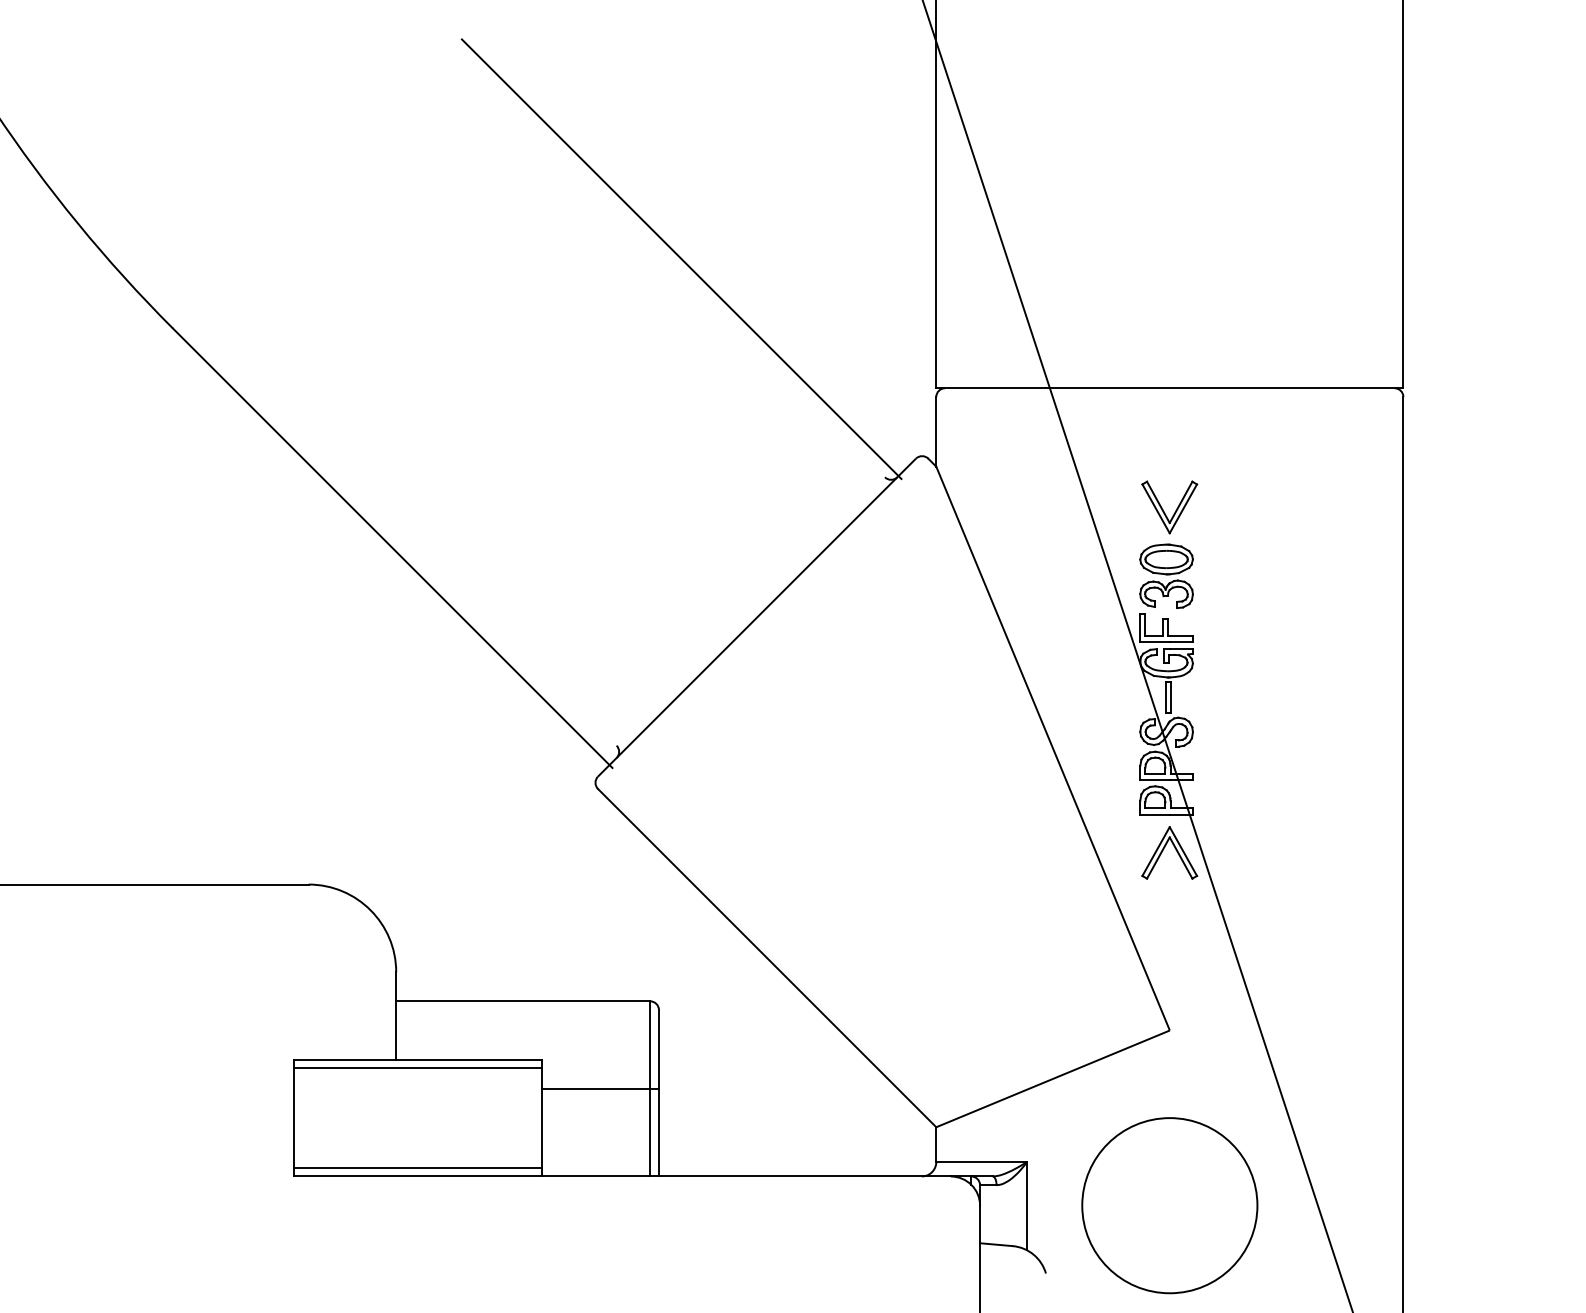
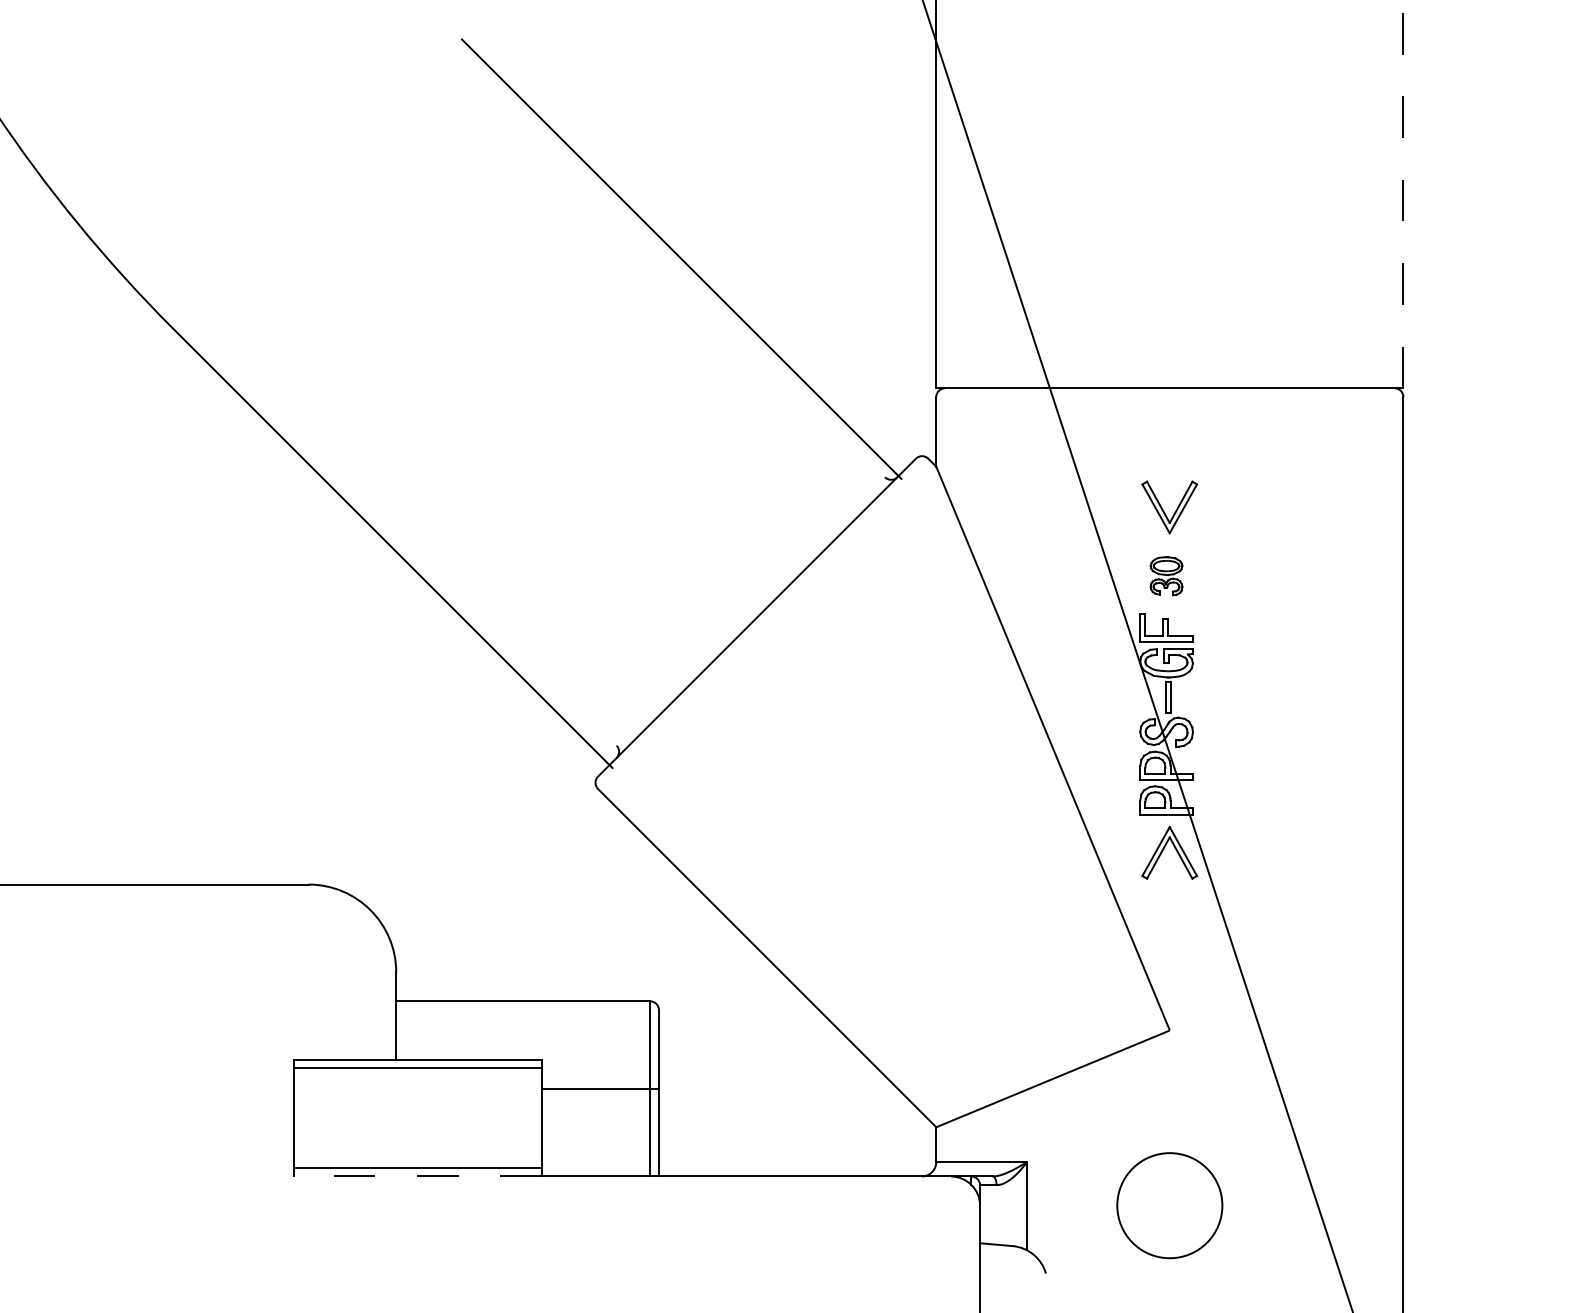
line: solid -> dashed (1403, 194)
part size: 55x66 px -> 35x41 px (1166, 576)
line: solid -> dashed (417, 1176)
circle diameter: 175 px -> 105 px (1169, 1205)
